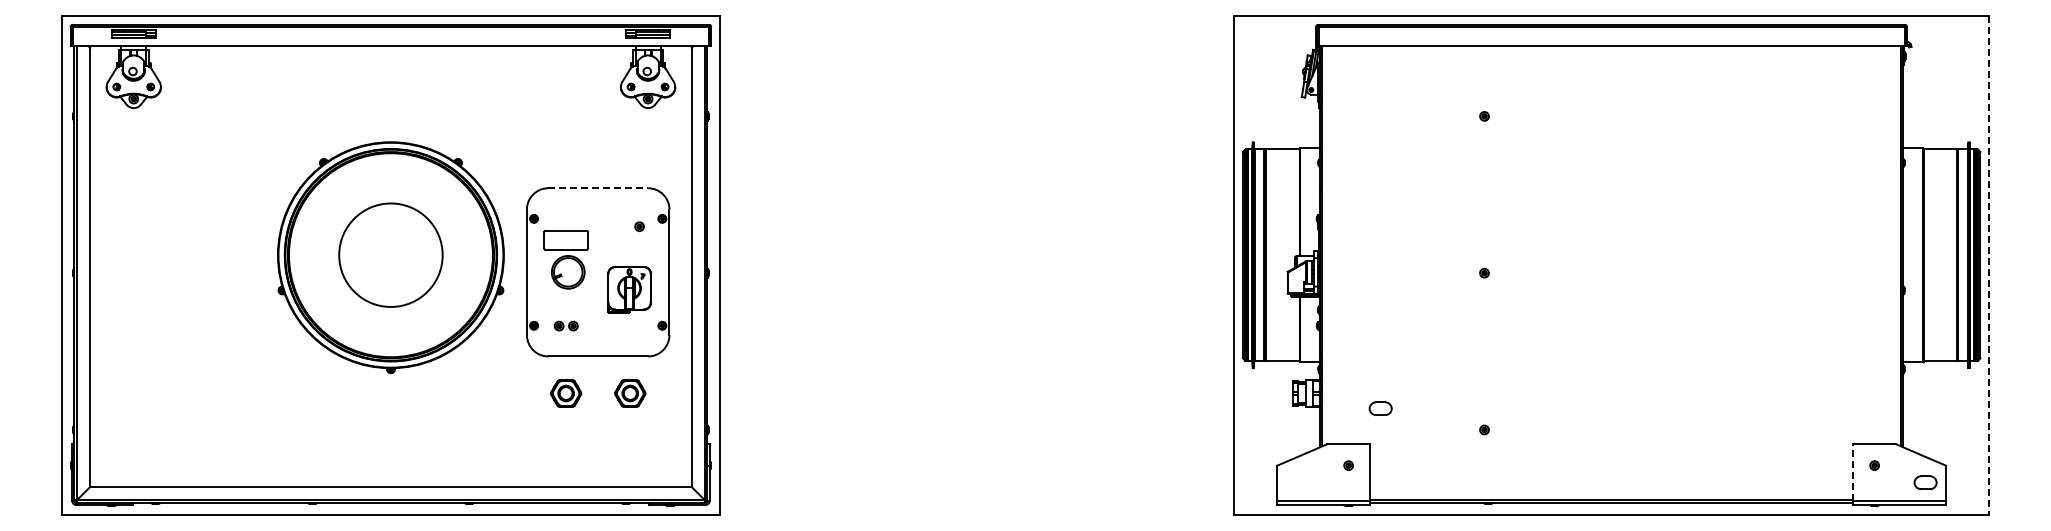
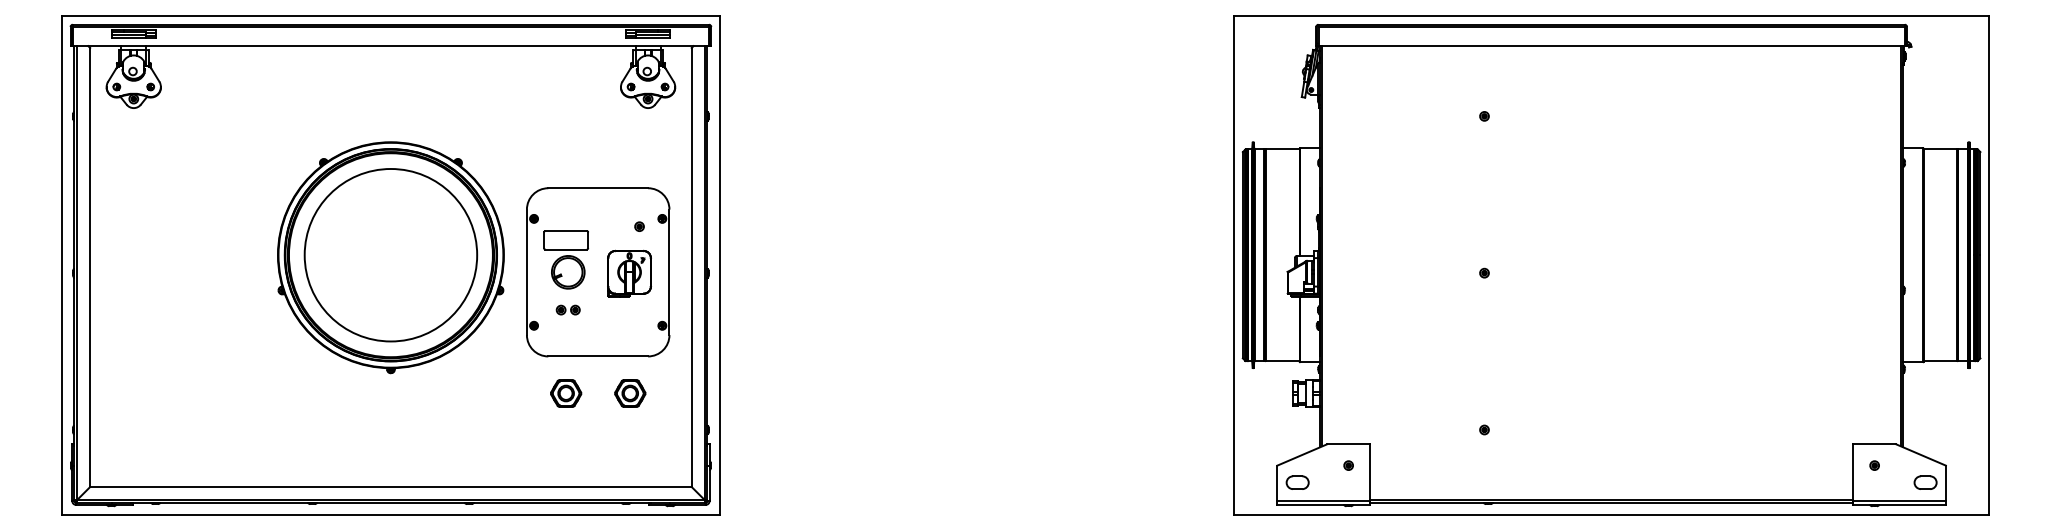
line: dashed -> solid (598, 188)
circle diameter: 103 px -> 172 px (390, 255)
line: dashed -> solid (1989, 265)
part position: (629, 289) -> (629, 273) (629, 273)
part position: (565, 325) -> (567, 309) (567, 309)
part position: (1380, 408) -> (1297, 482) (1297, 482)
line: dashed -> solid (1853, 472)
